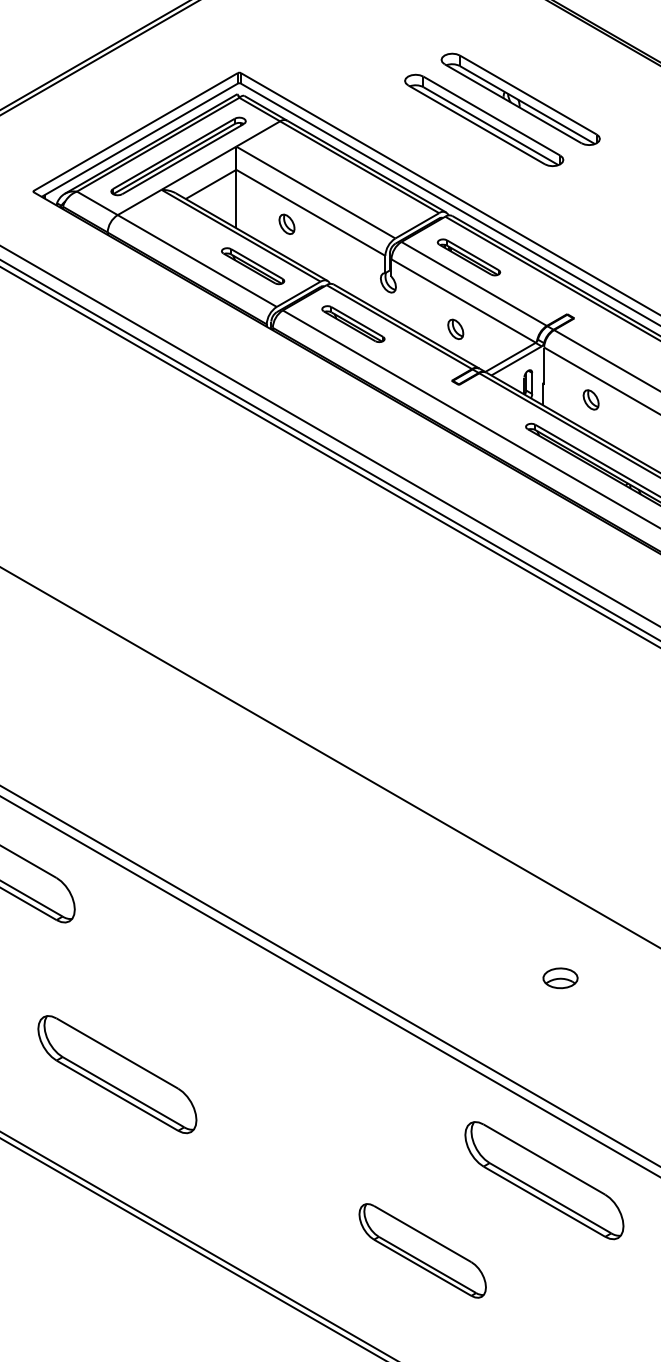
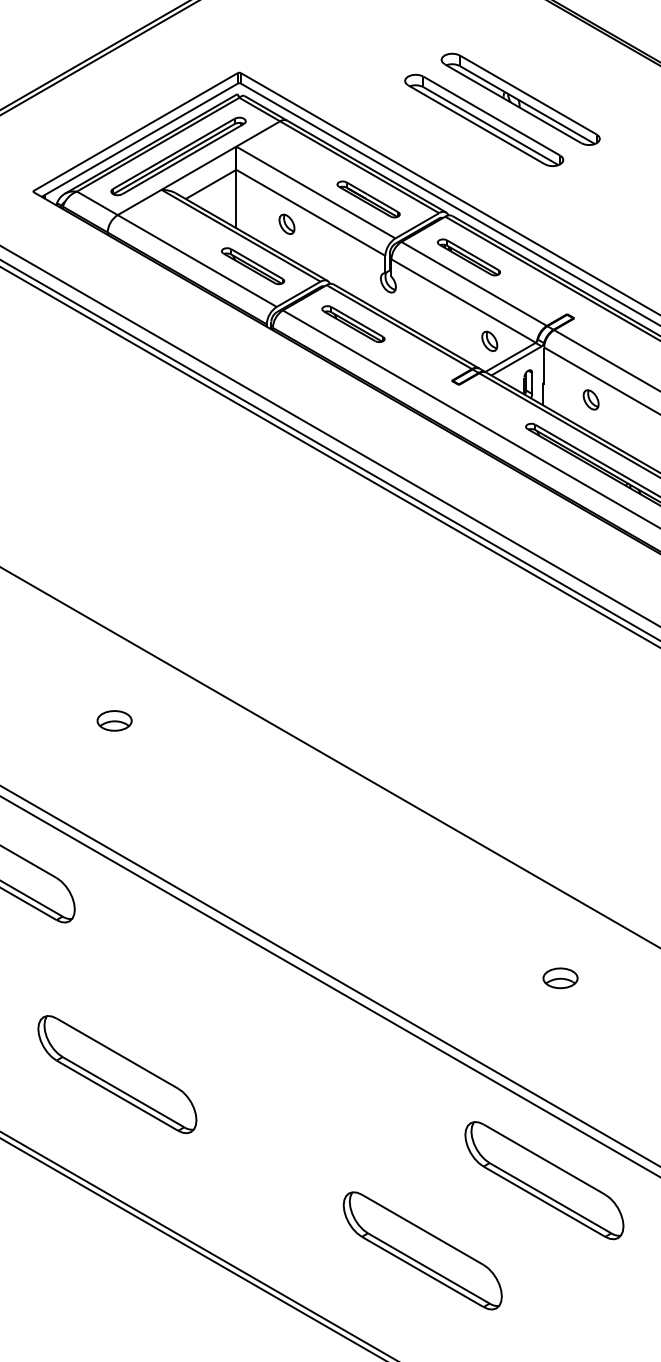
part: none -> present (368, 199)
part position: (455, 328) -> (489, 340) (489, 340)
part: none -> present (114, 720)
part size: 129x96 px -> 161x120 px (422, 1250)
